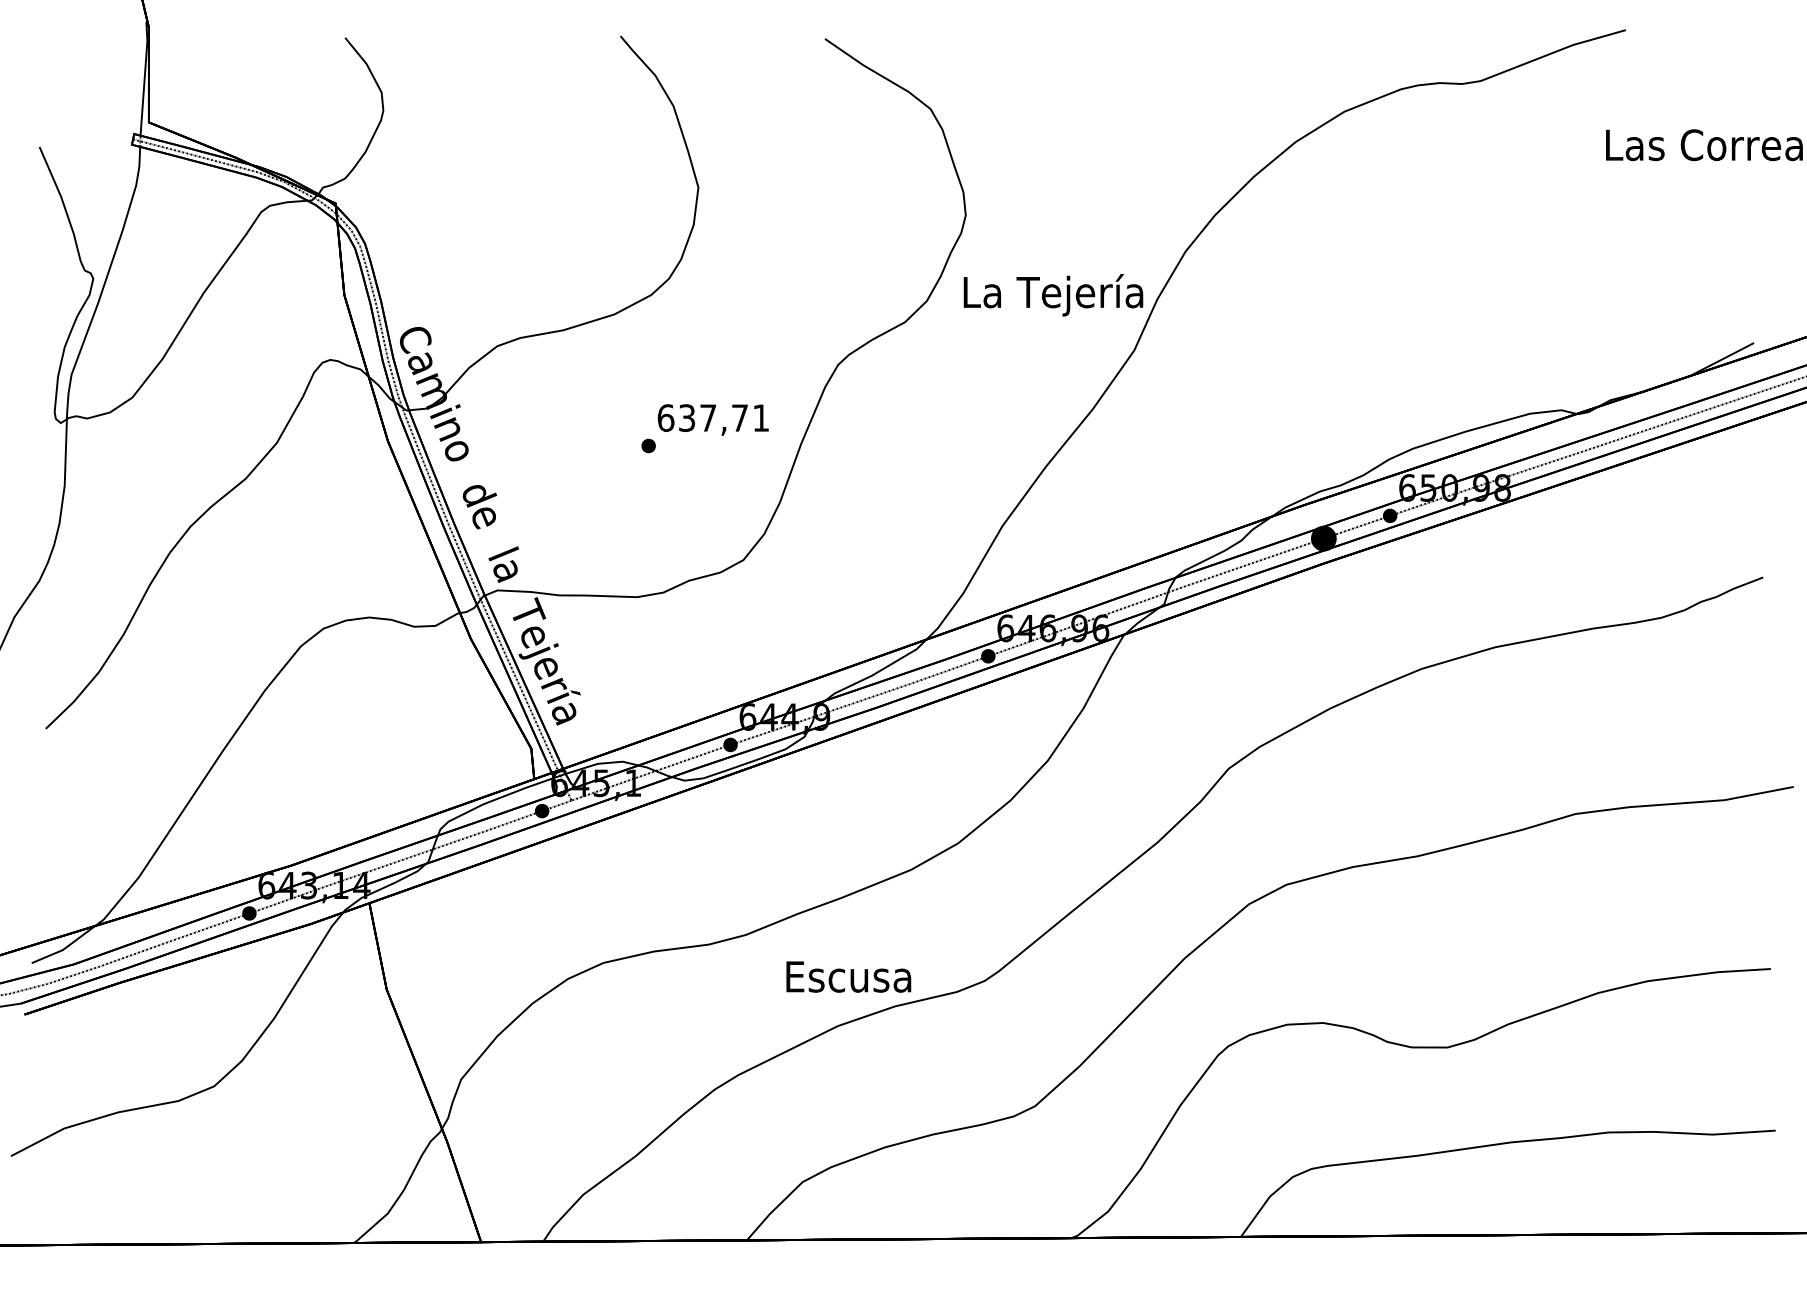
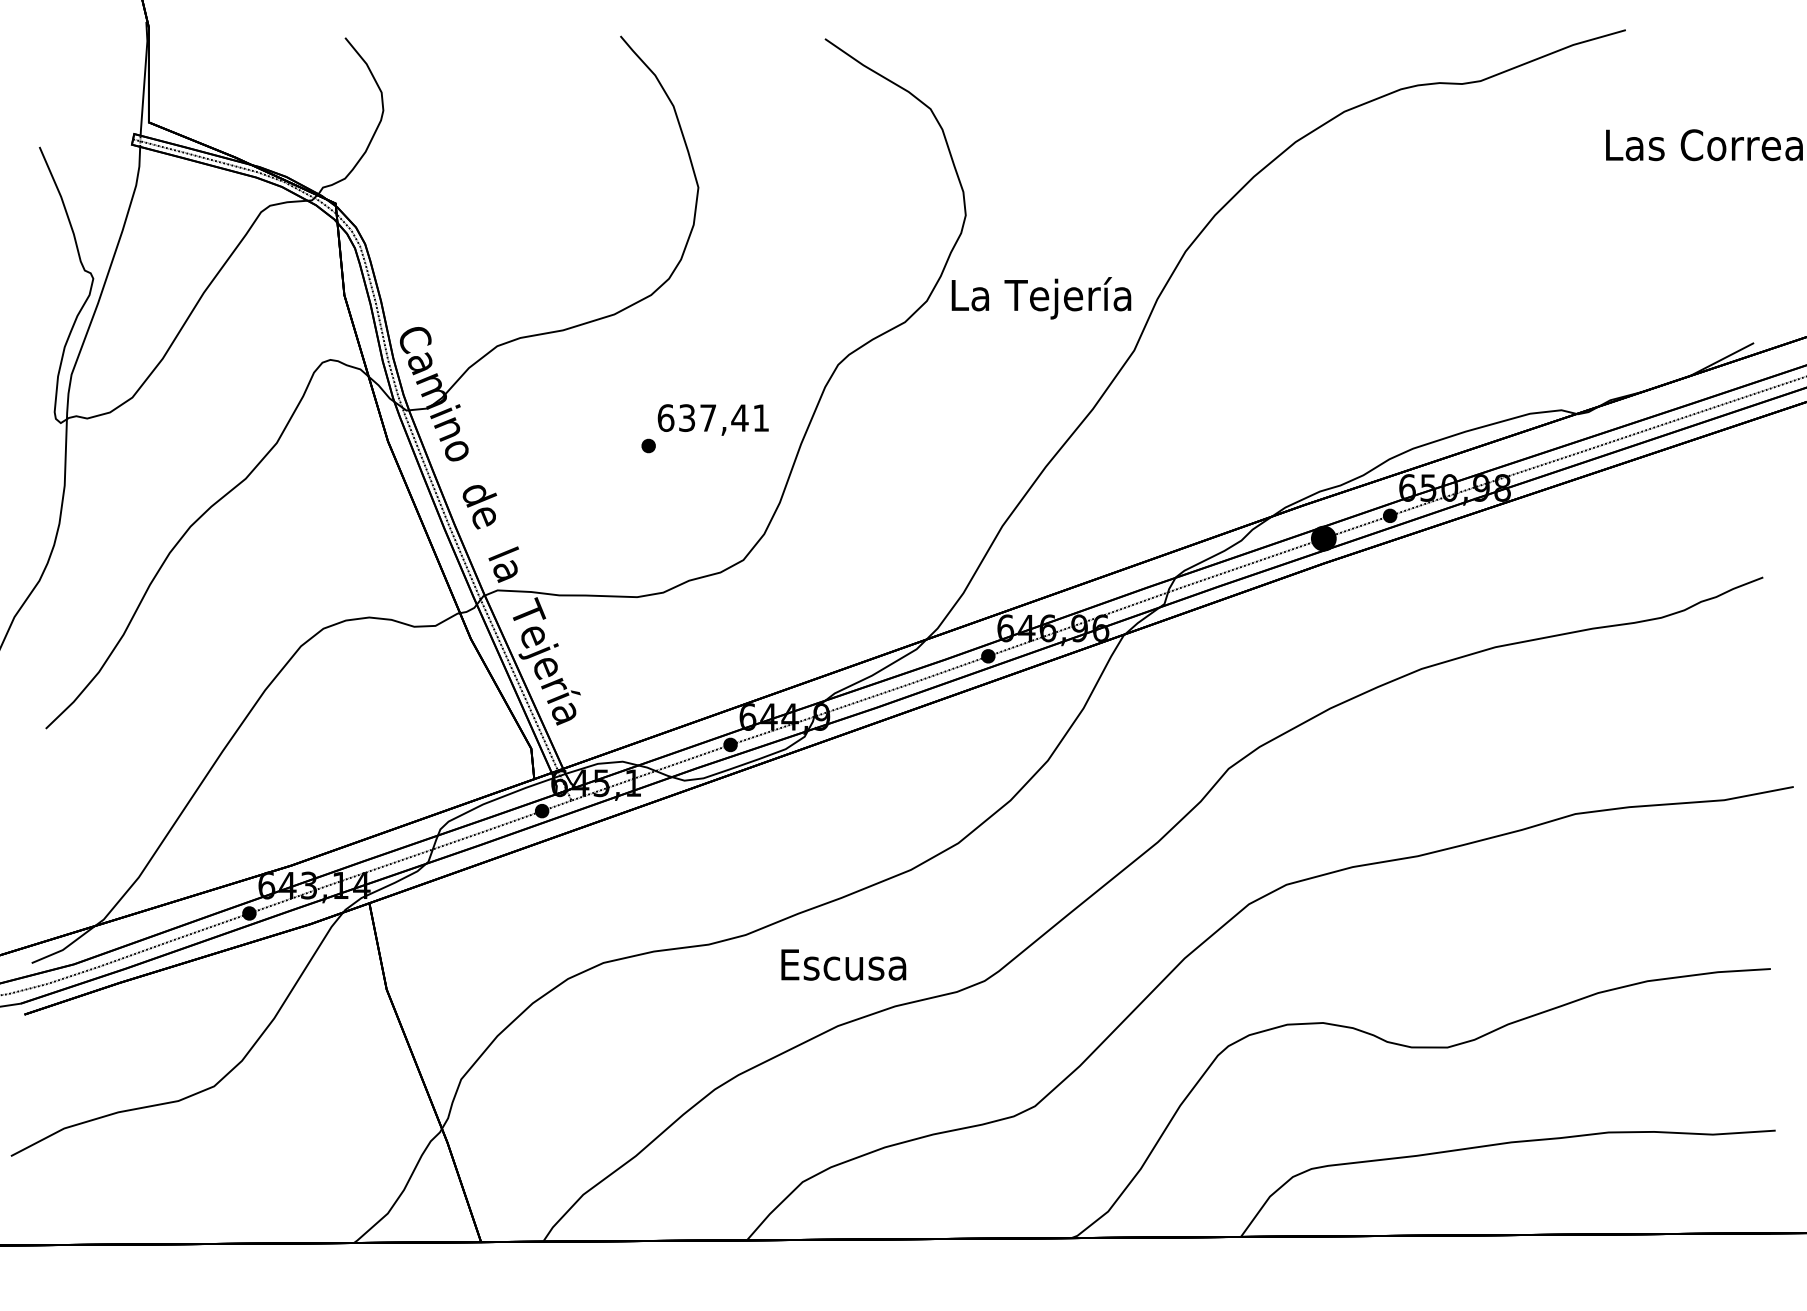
text position: (1053, 295) -> (1041, 298) (1041, 298)
text: 637,71 -> 637,41 (739, 417)
text position: (848, 976) -> (843, 964) (843, 964)
